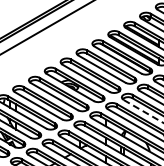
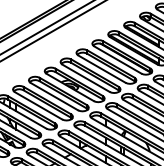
line: none -> present (52, 31)
line: dashed -> solid (143, 111)
